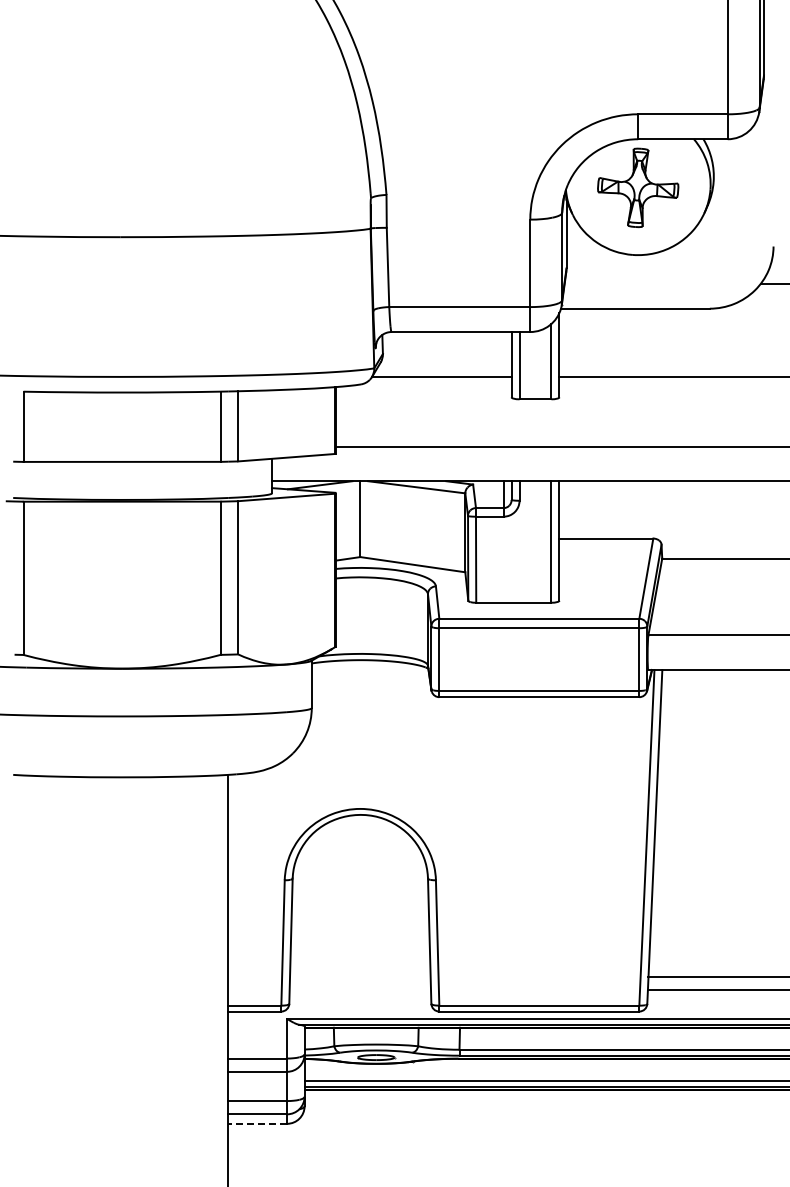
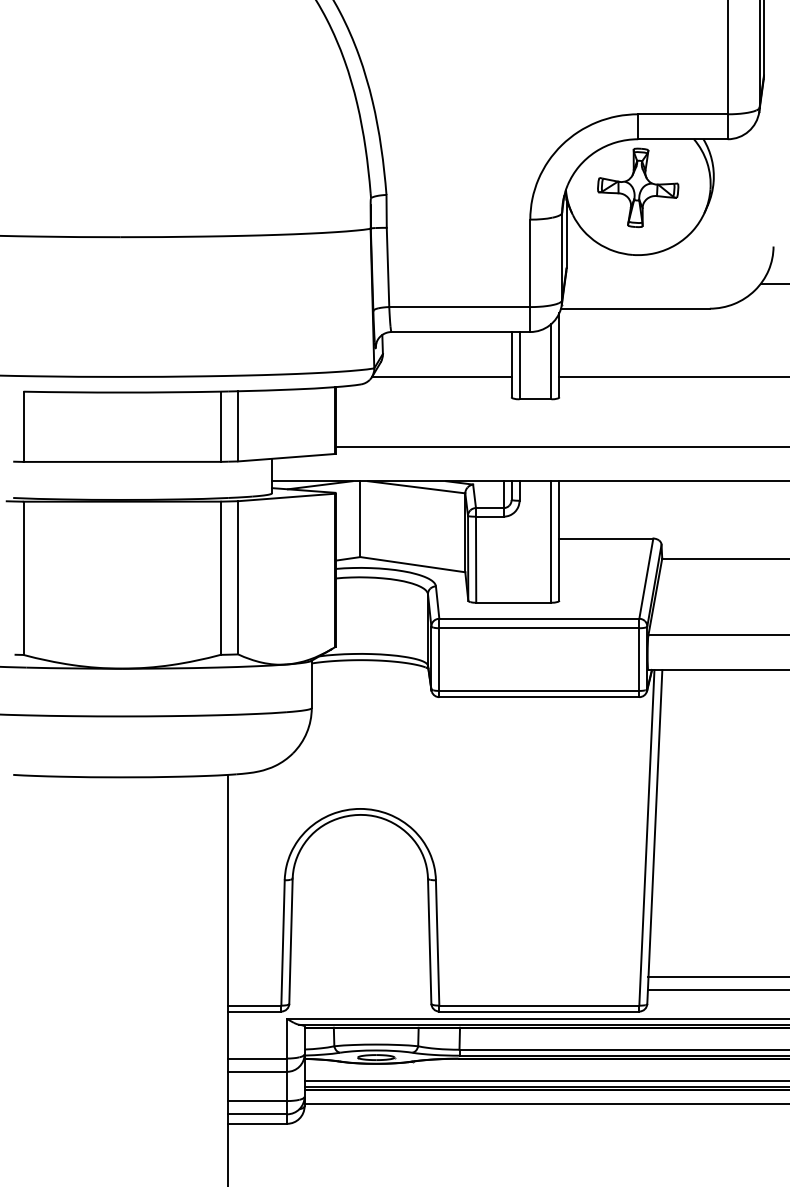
line: none -> present (545, 1103)
line: dashed -> solid (257, 1123)
